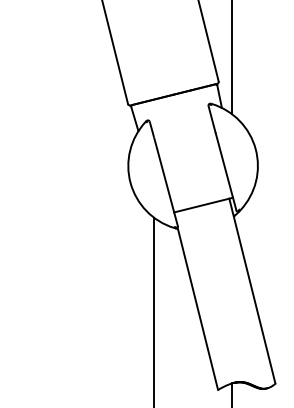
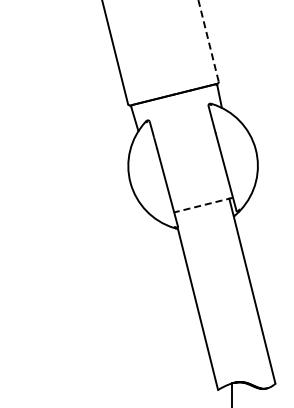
line: solid -> dashed (208, 40)
line: present -> none (232, 58)
line: solid -> dashed (203, 205)
line: present -> none (154, 310)
